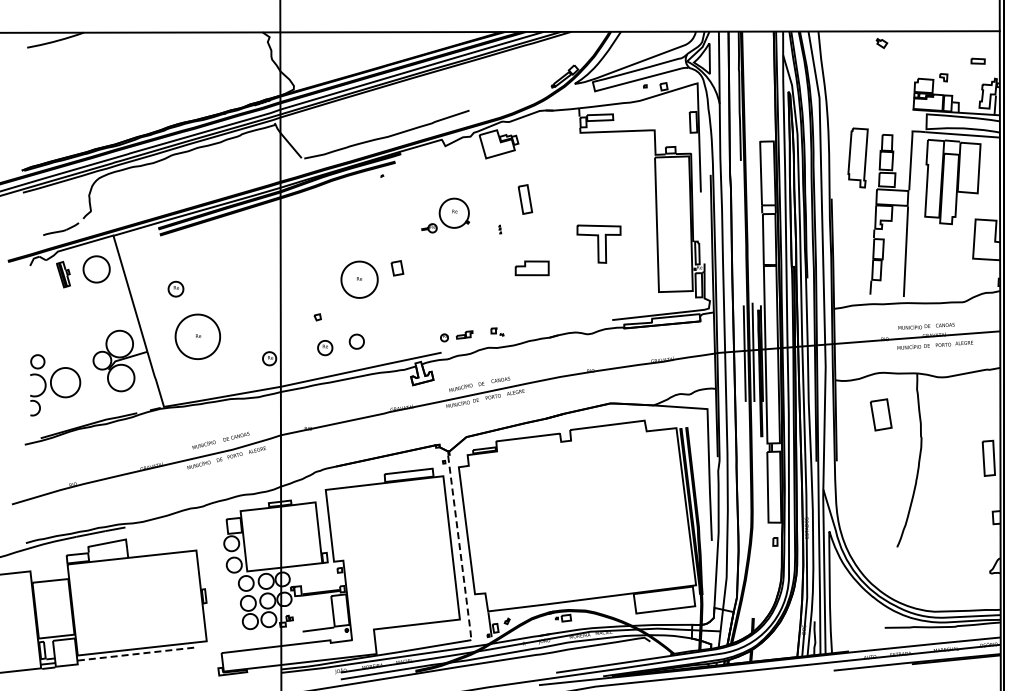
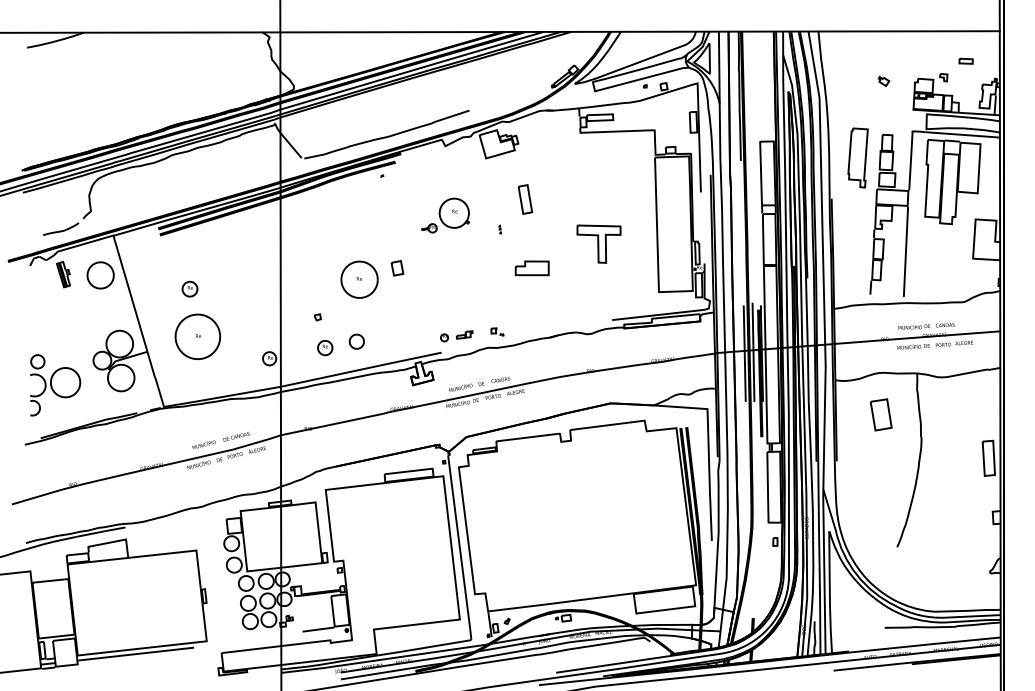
part position: (881, 43) -> (883, 81) (883, 81)
part position: (977, 60) -> (965, 60) (965, 60)
part position: (96, 269) -> (100, 275) (100, 275)
part position: (175, 288) -> (189, 288) (189, 288)
line: dashed -> solid (460, 548)
line: dashed -> solid (135, 654)
